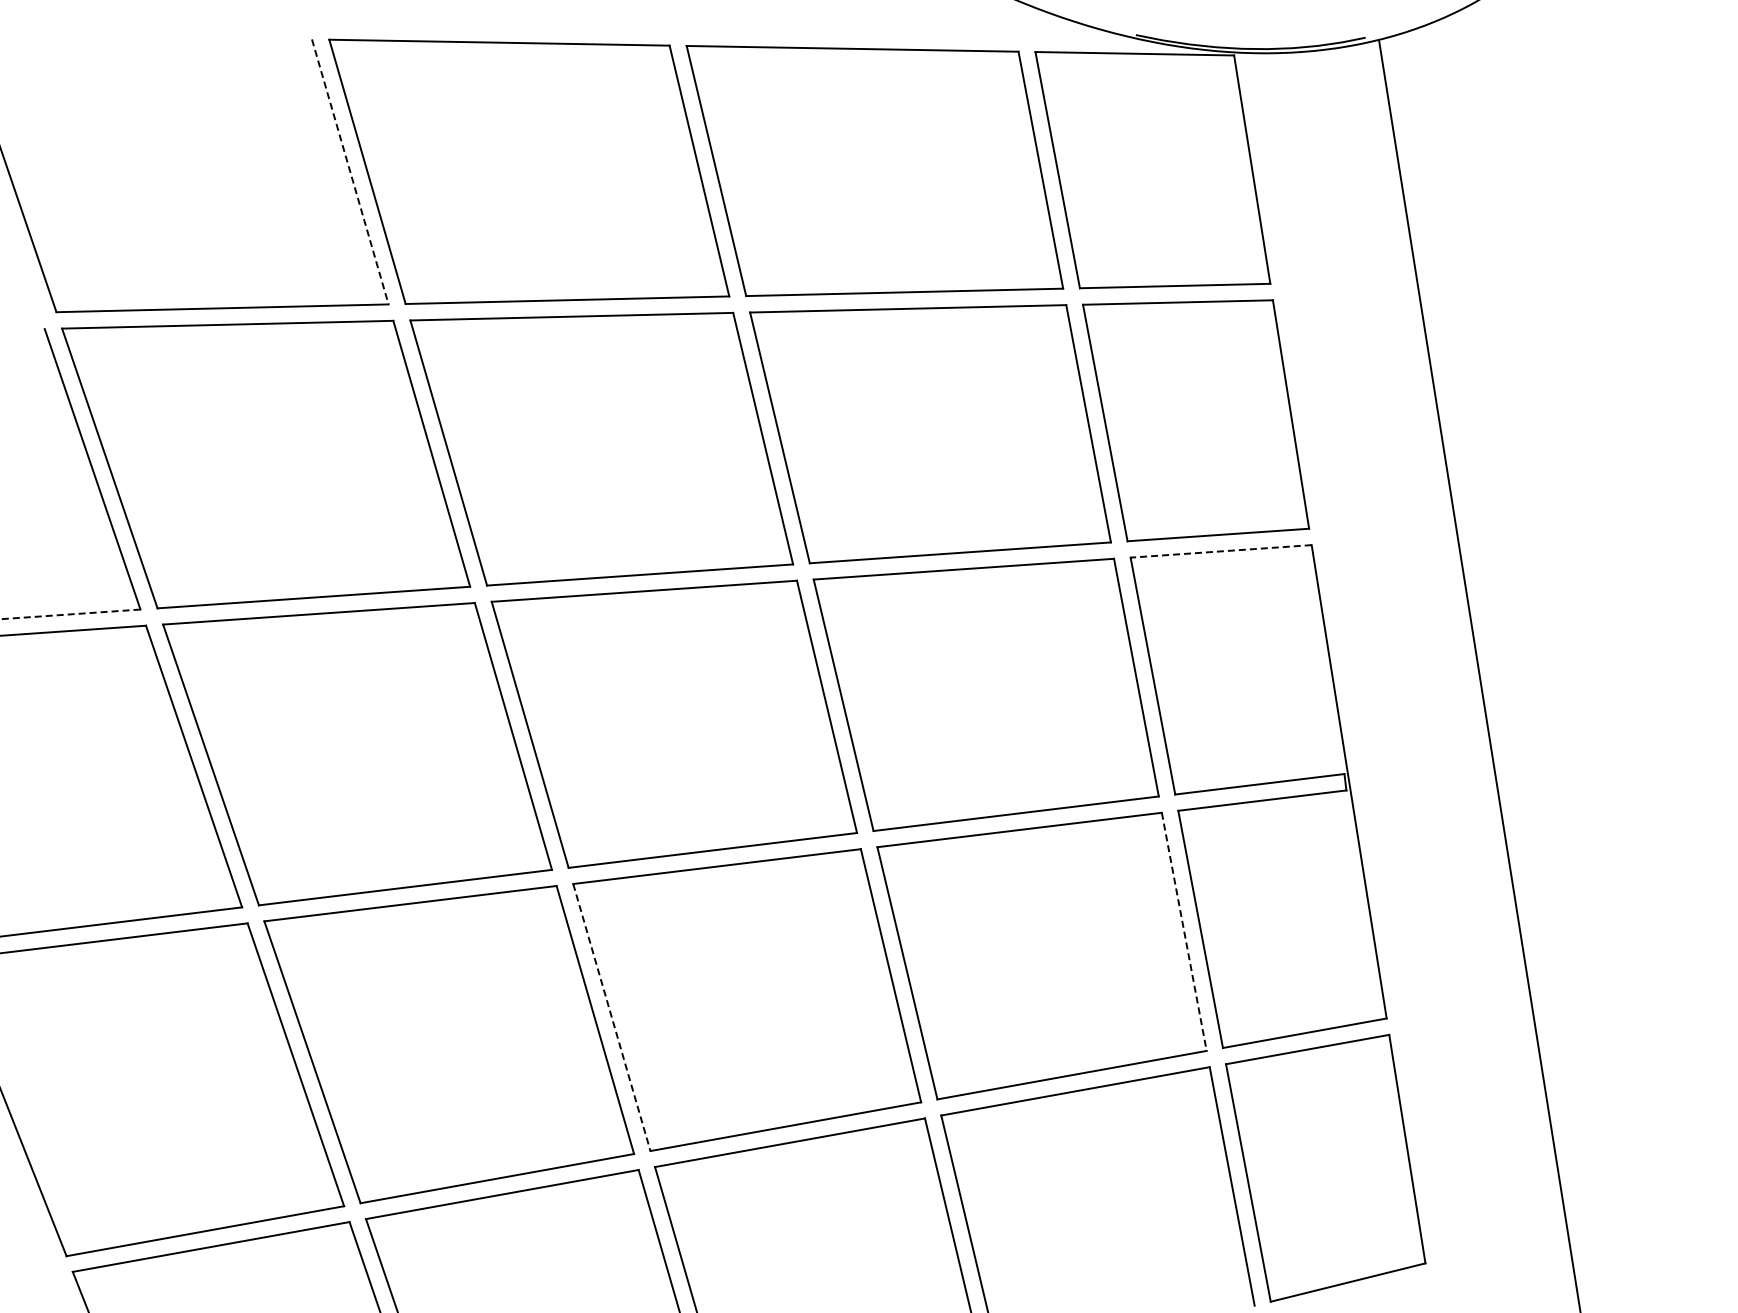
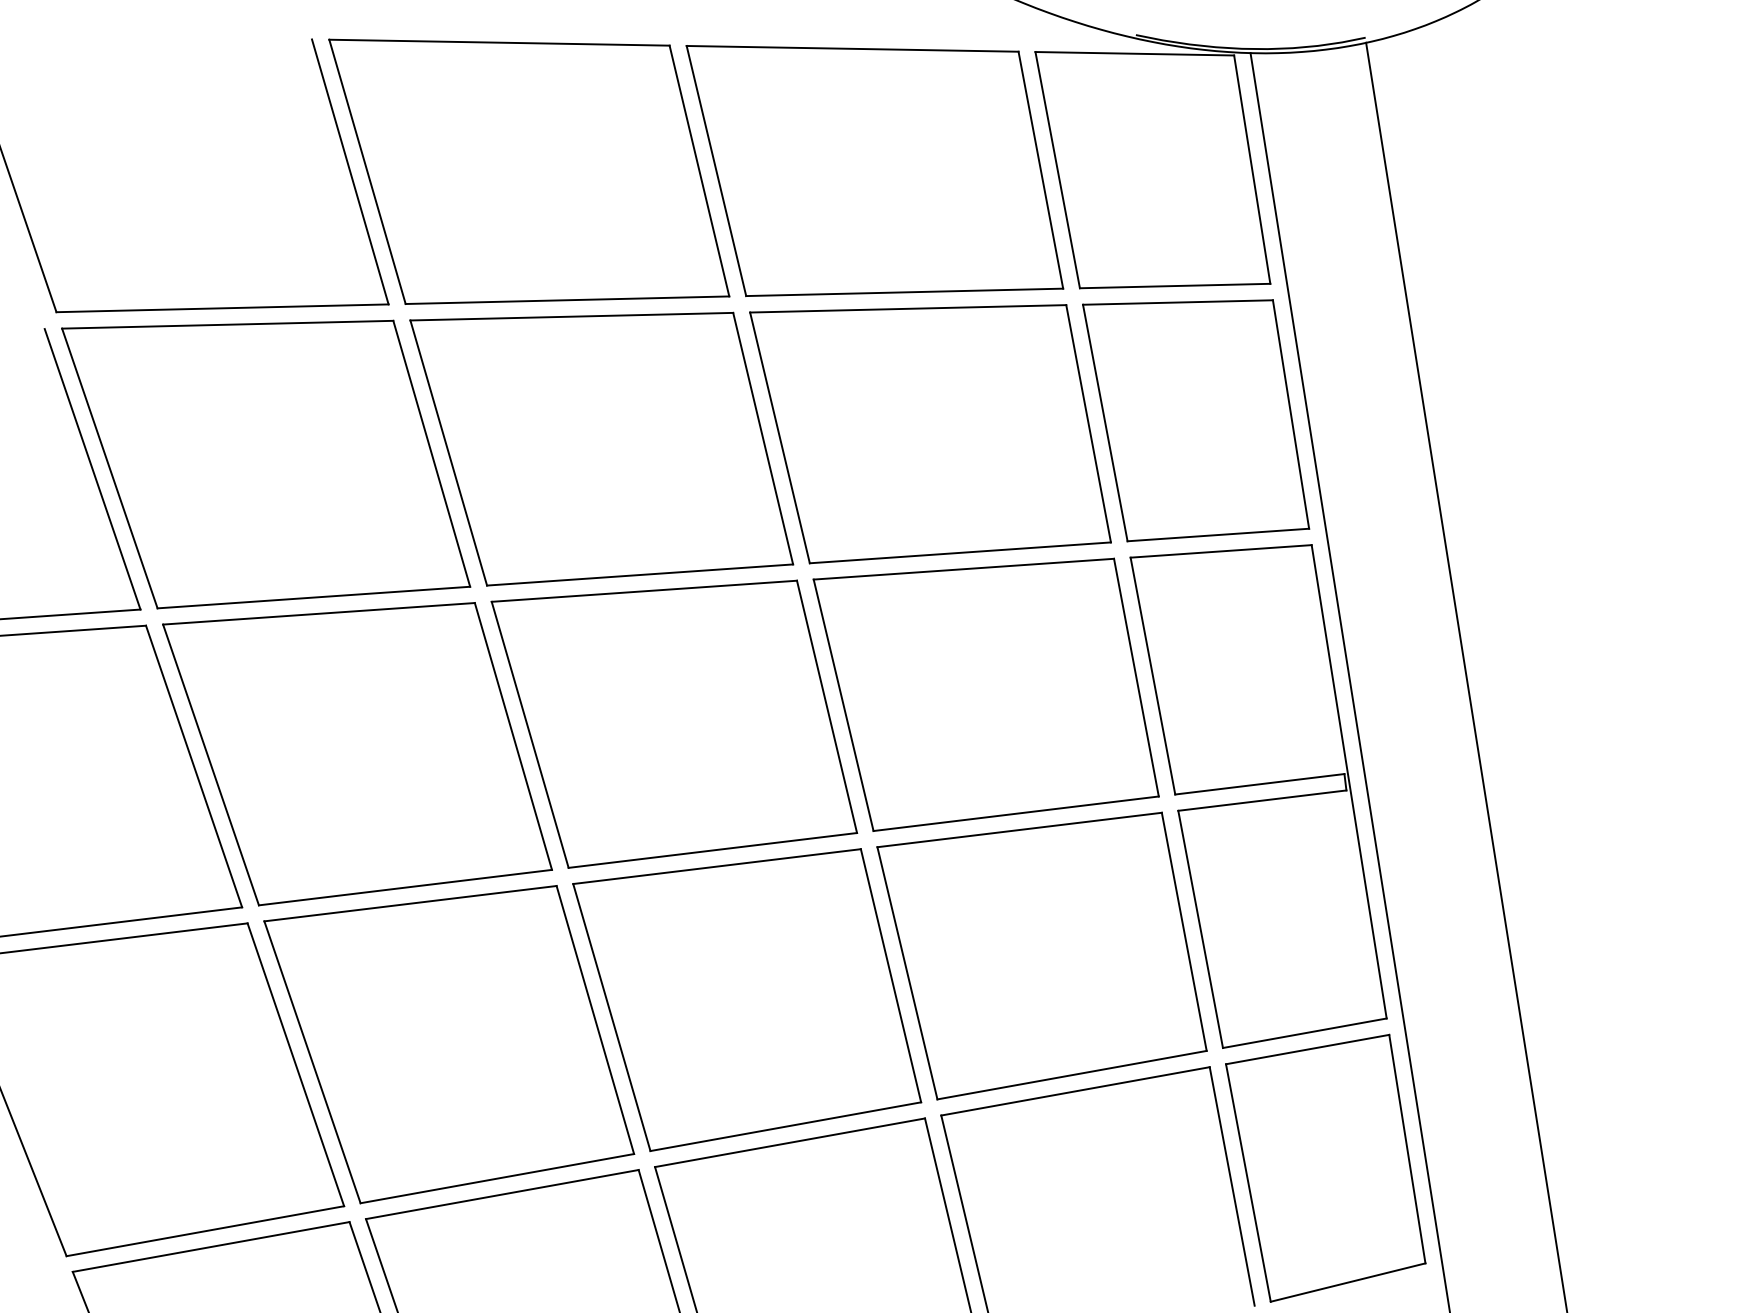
line: dashed -> solid (350, 171)
line: dashed -> solid (1221, 551)
line: dashed -> solid (69, 614)
line position: (1479, 674) -> (1466, 675) (1466, 675)
line: none -> present (1349, 681)
line: dashed -> solid (1184, 932)
line: dashed -> solid (611, 1017)
